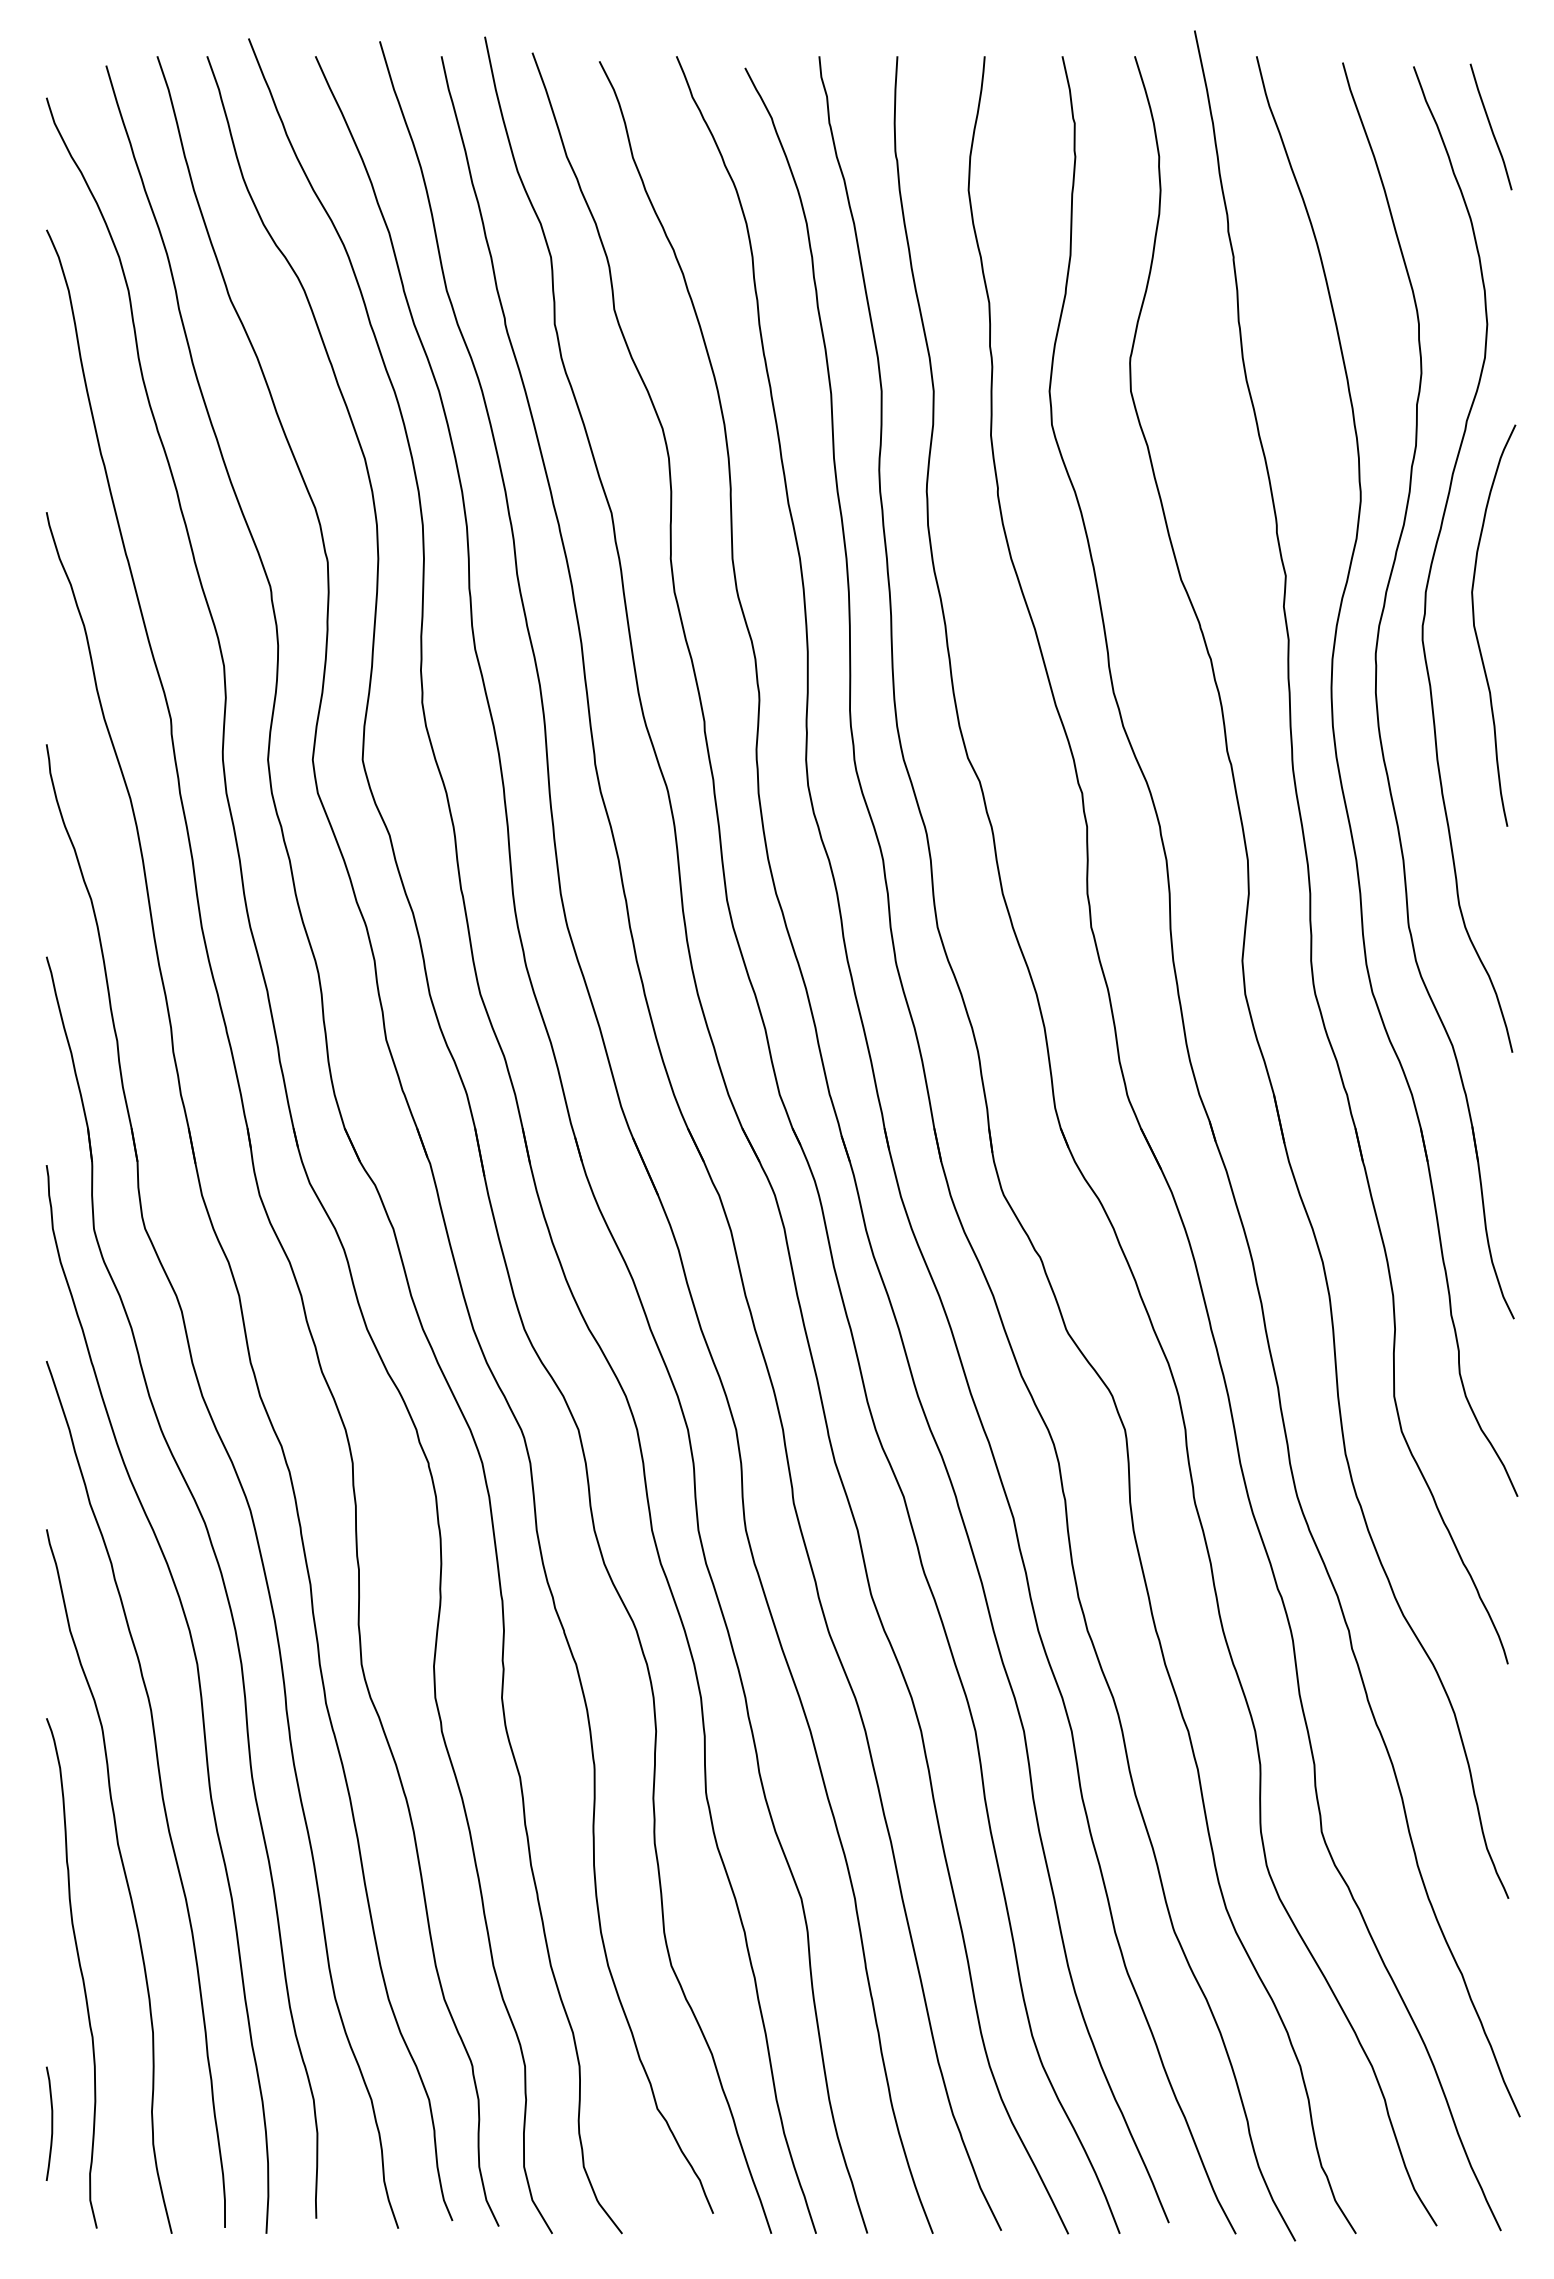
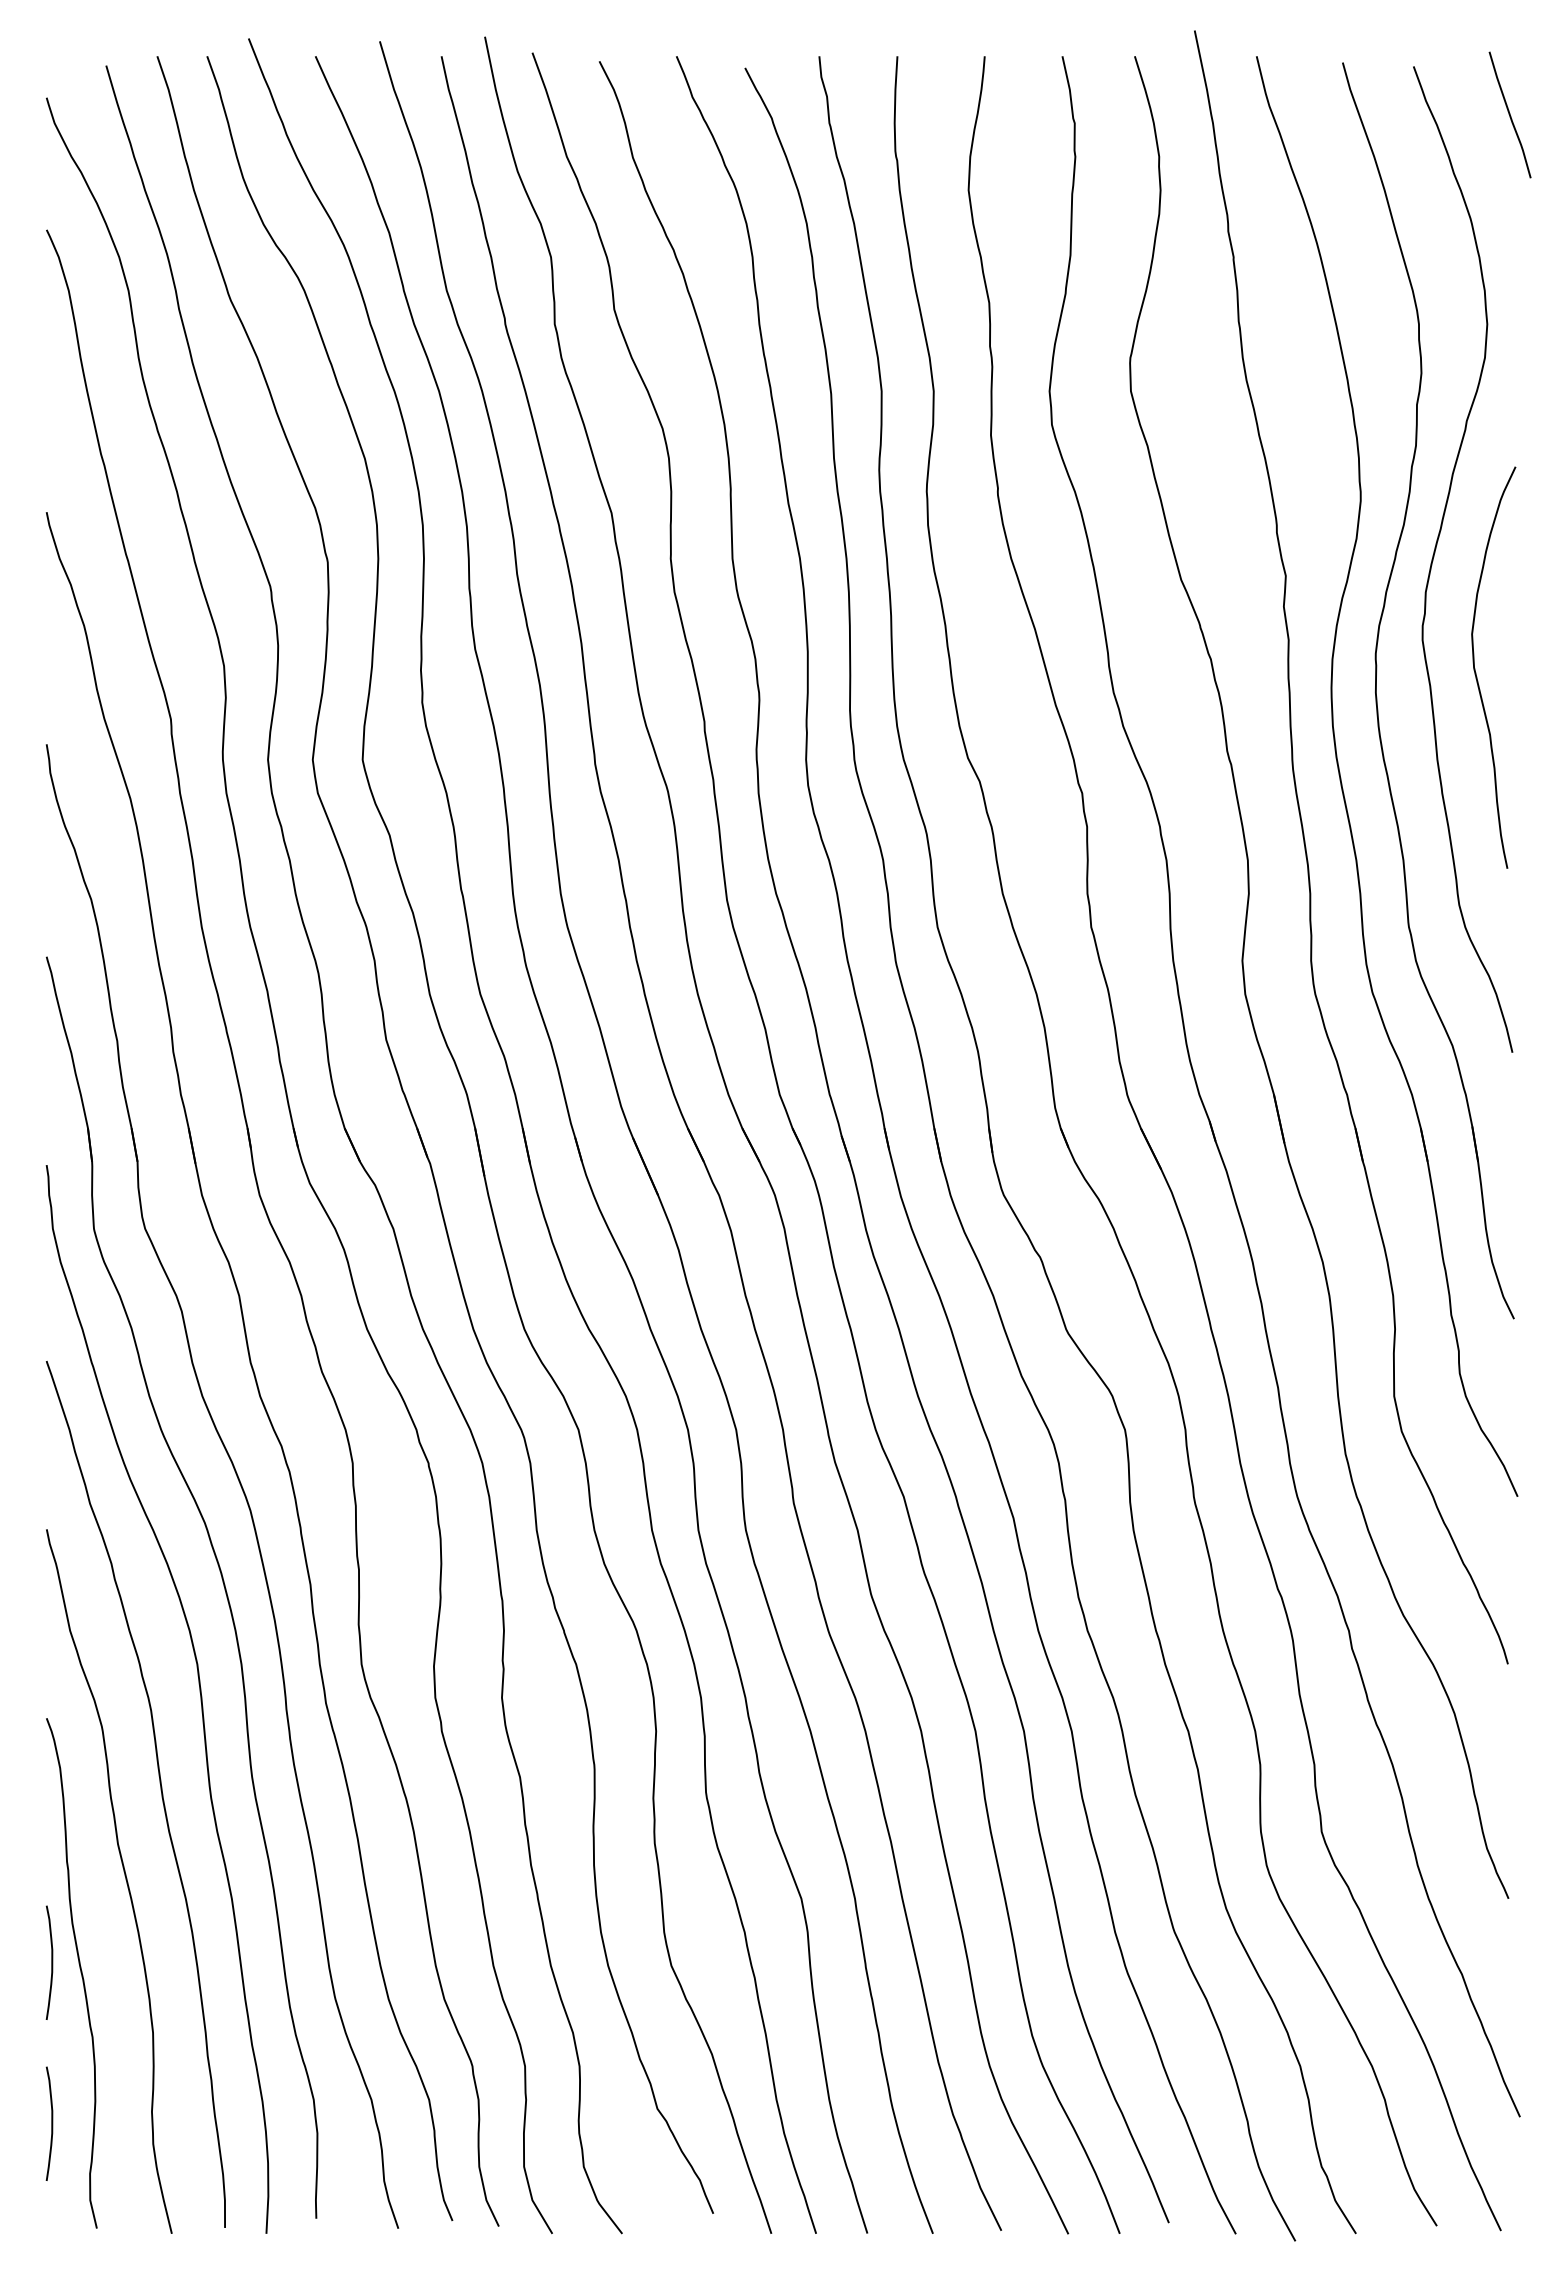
curve position: (1490, 126) -> (1509, 114) (1509, 114)
curve position: (1476, 630) -> (1476, 672) (1476, 672)
curve: none -> present (51, 1962)
